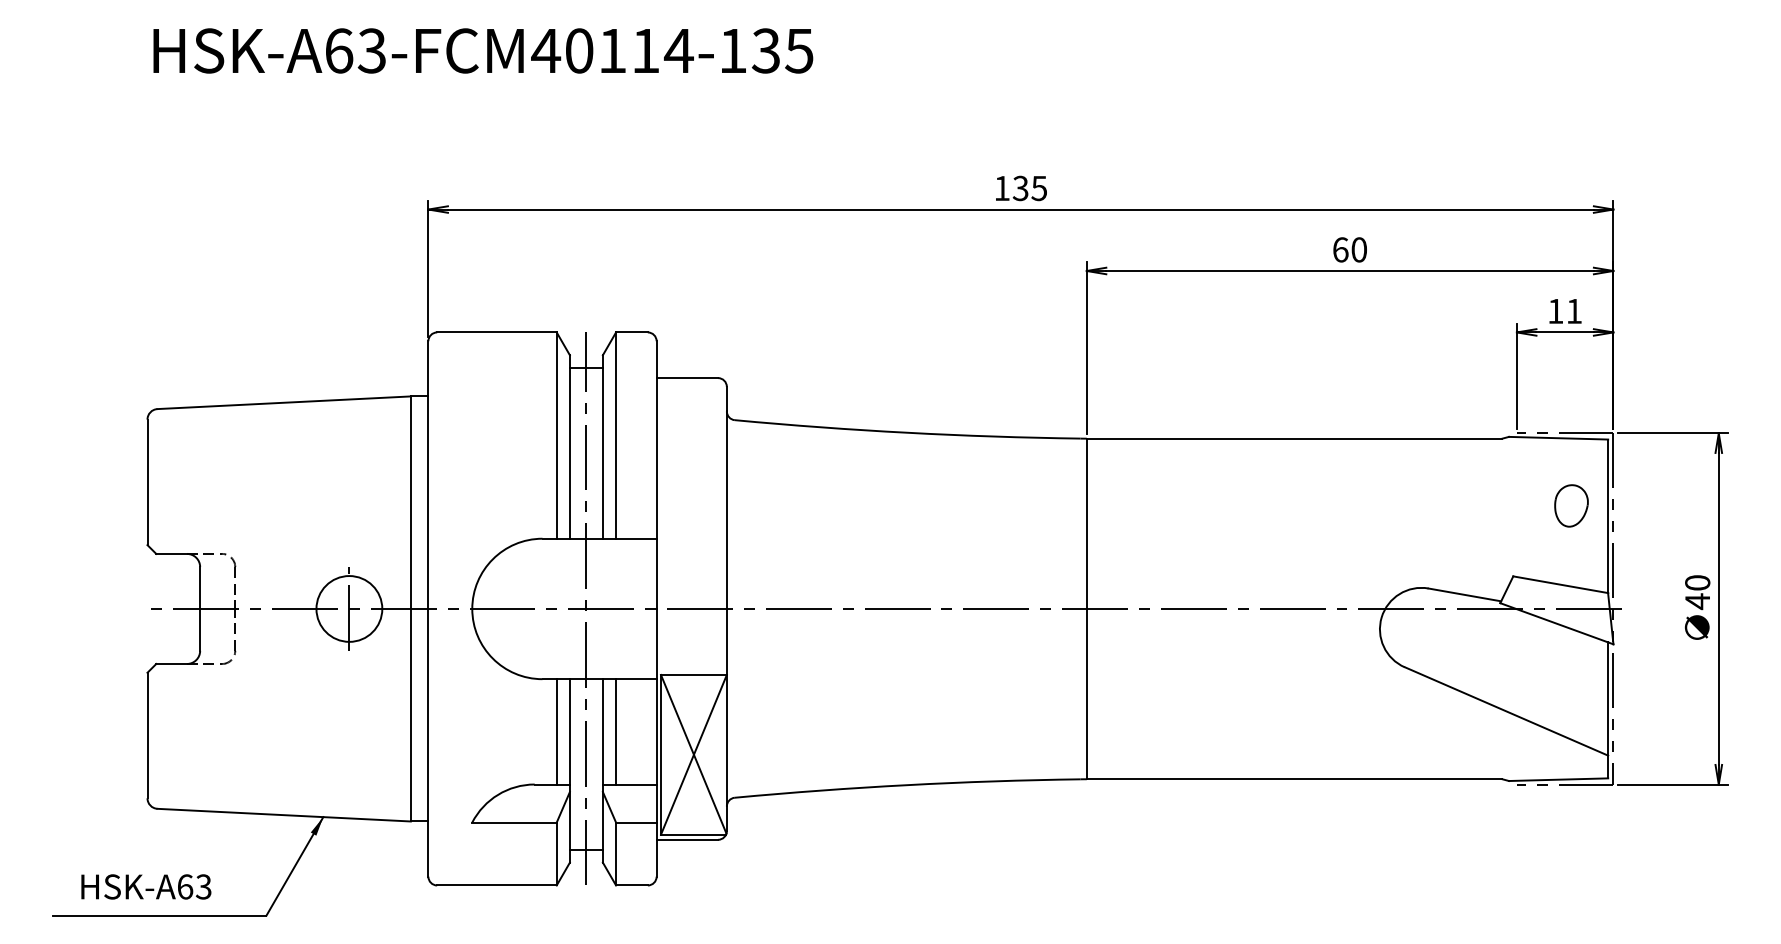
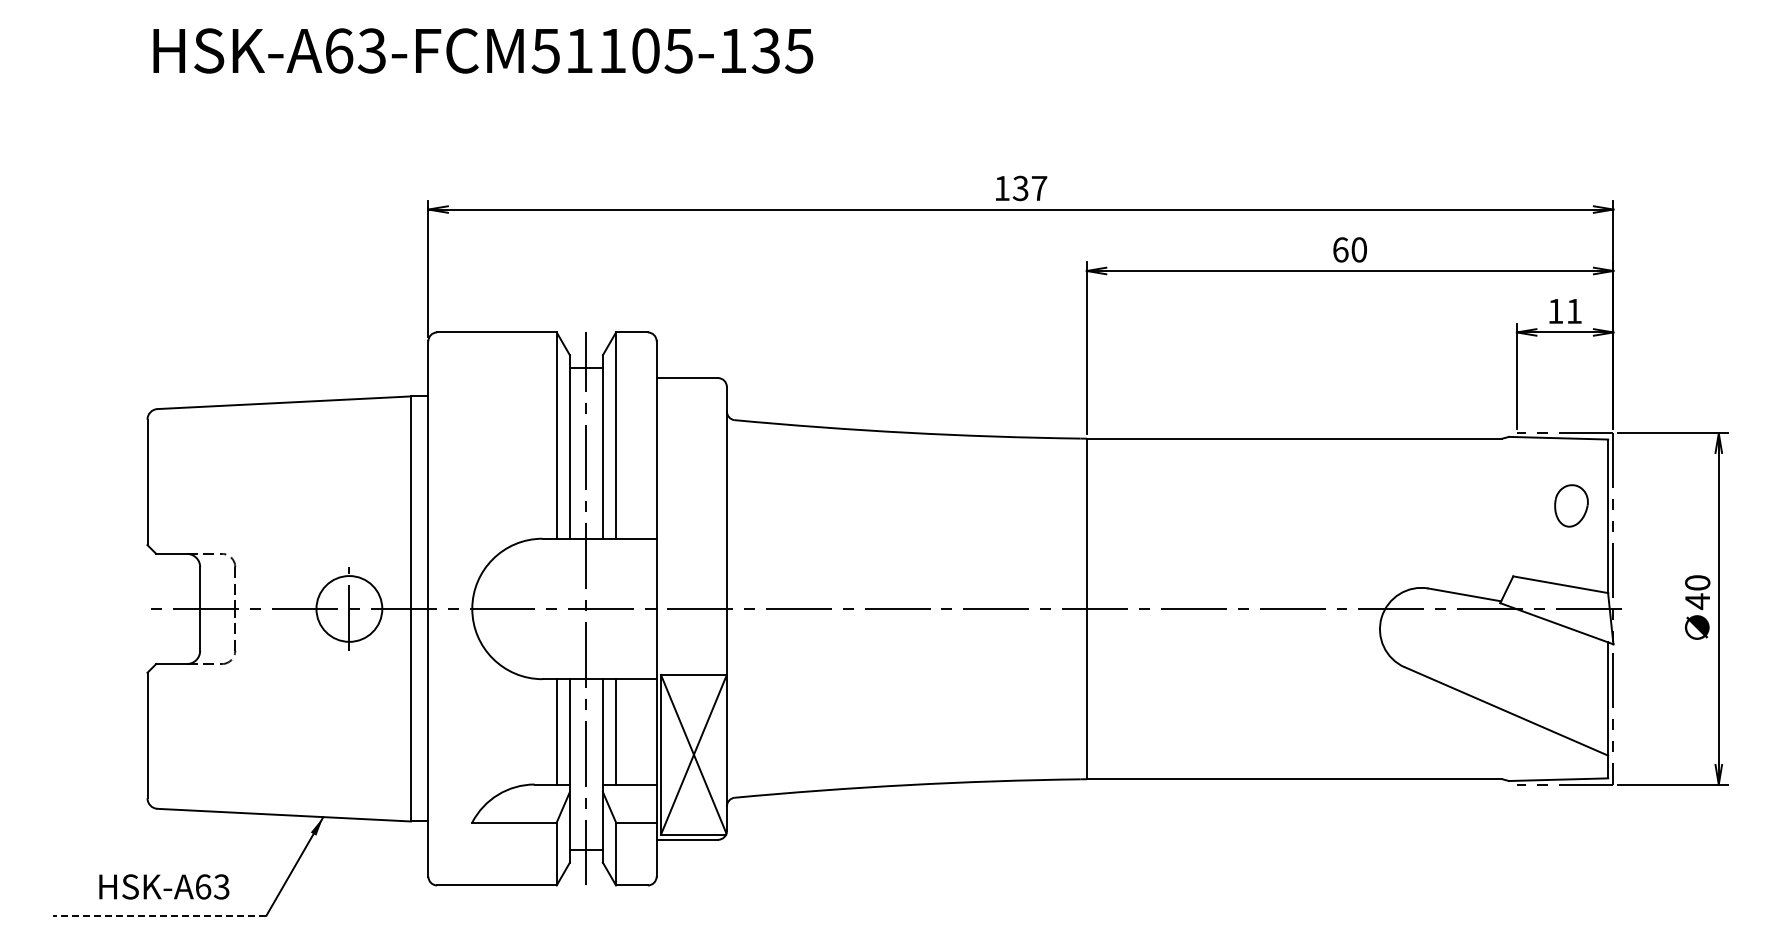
text: HSK-A63-FCM40114-135 -> HSK-A63-FCM51105-135 (612, 50)
text: 135 -> 137 (1039, 188)
text position: (146, 886) -> (164, 886) (164, 886)
line: solid -> dashed (159, 915)
